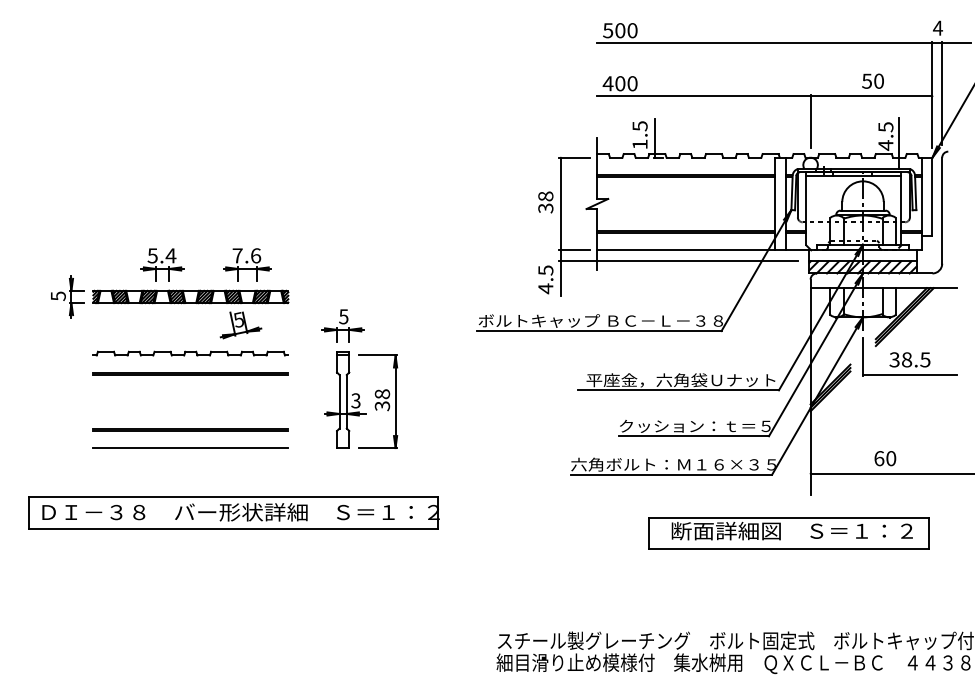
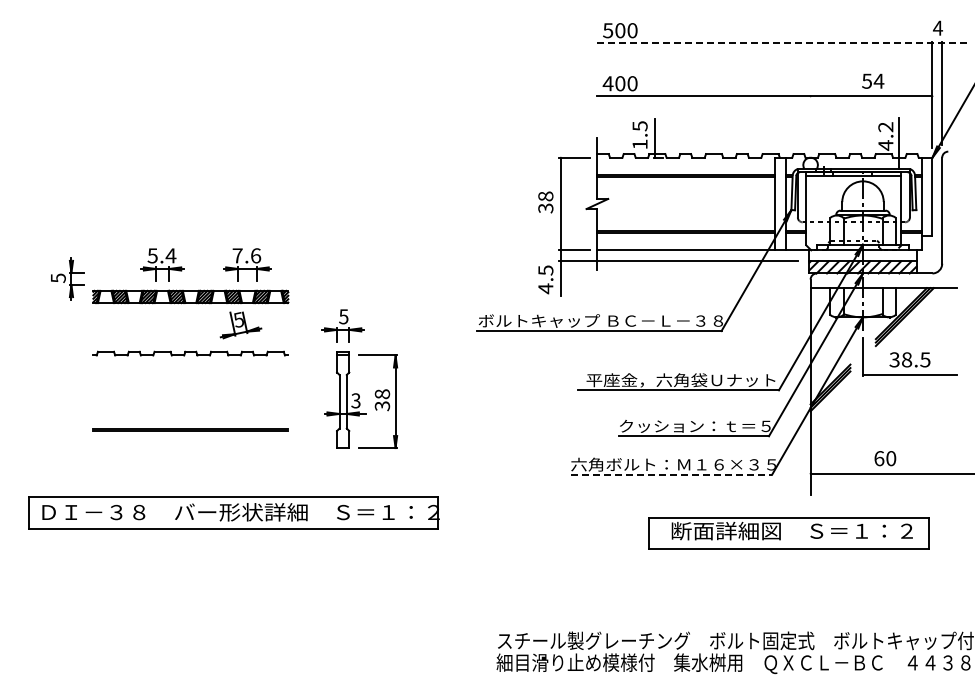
line: solid -> dashed (784, 43)
text: 50 -> 54 (878, 80)
line: present -> none (810, 120)
text: 4.5 -> 4.2 (885, 127)
part position: (67, 296) -> (67, 278) (67, 278)
line: present -> none (190, 373)
line: present -> none (190, 448)
line: solid -> dashed (671, 474)
